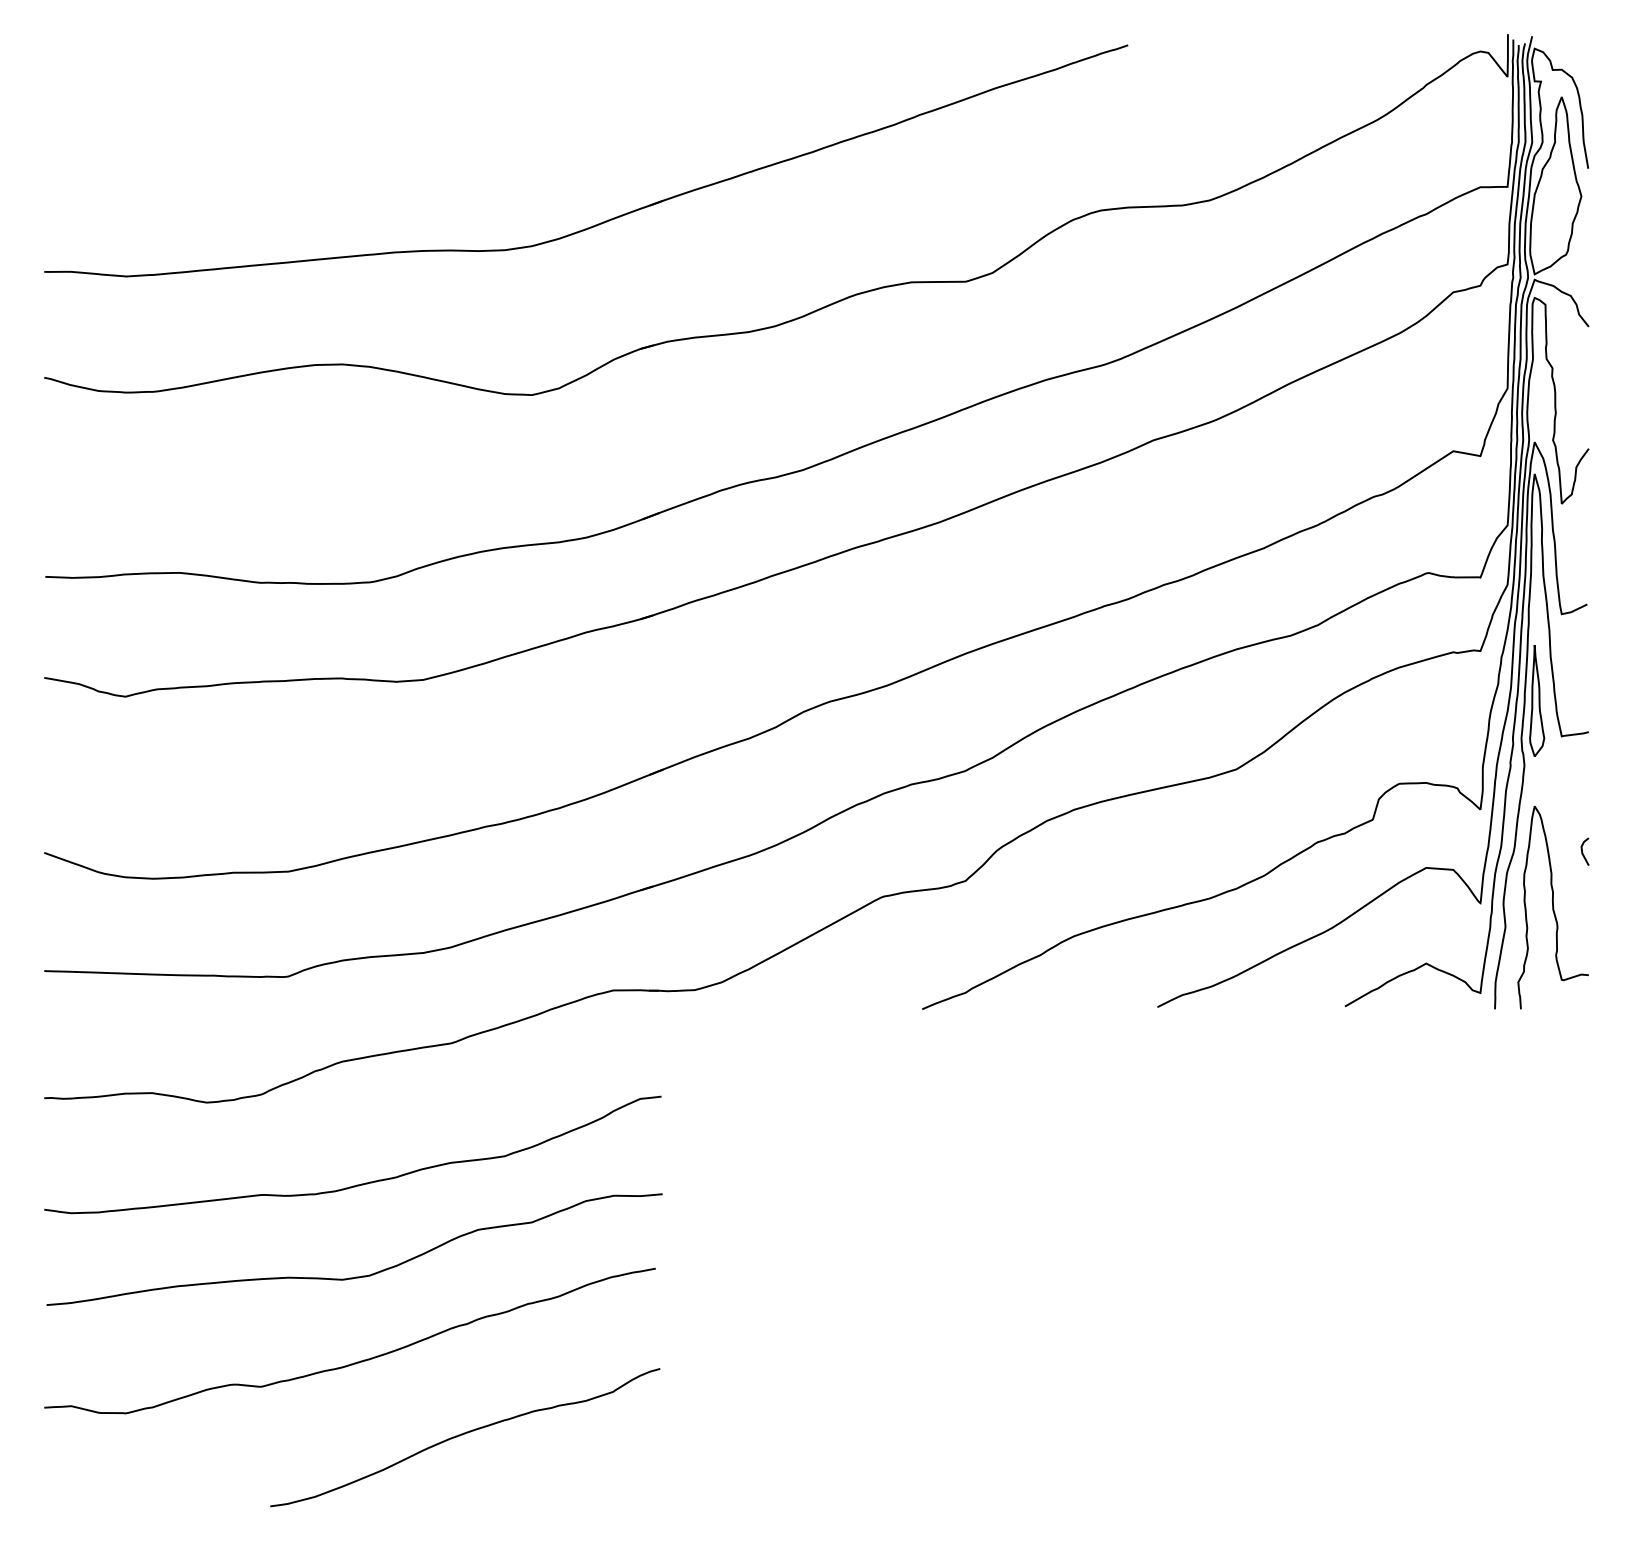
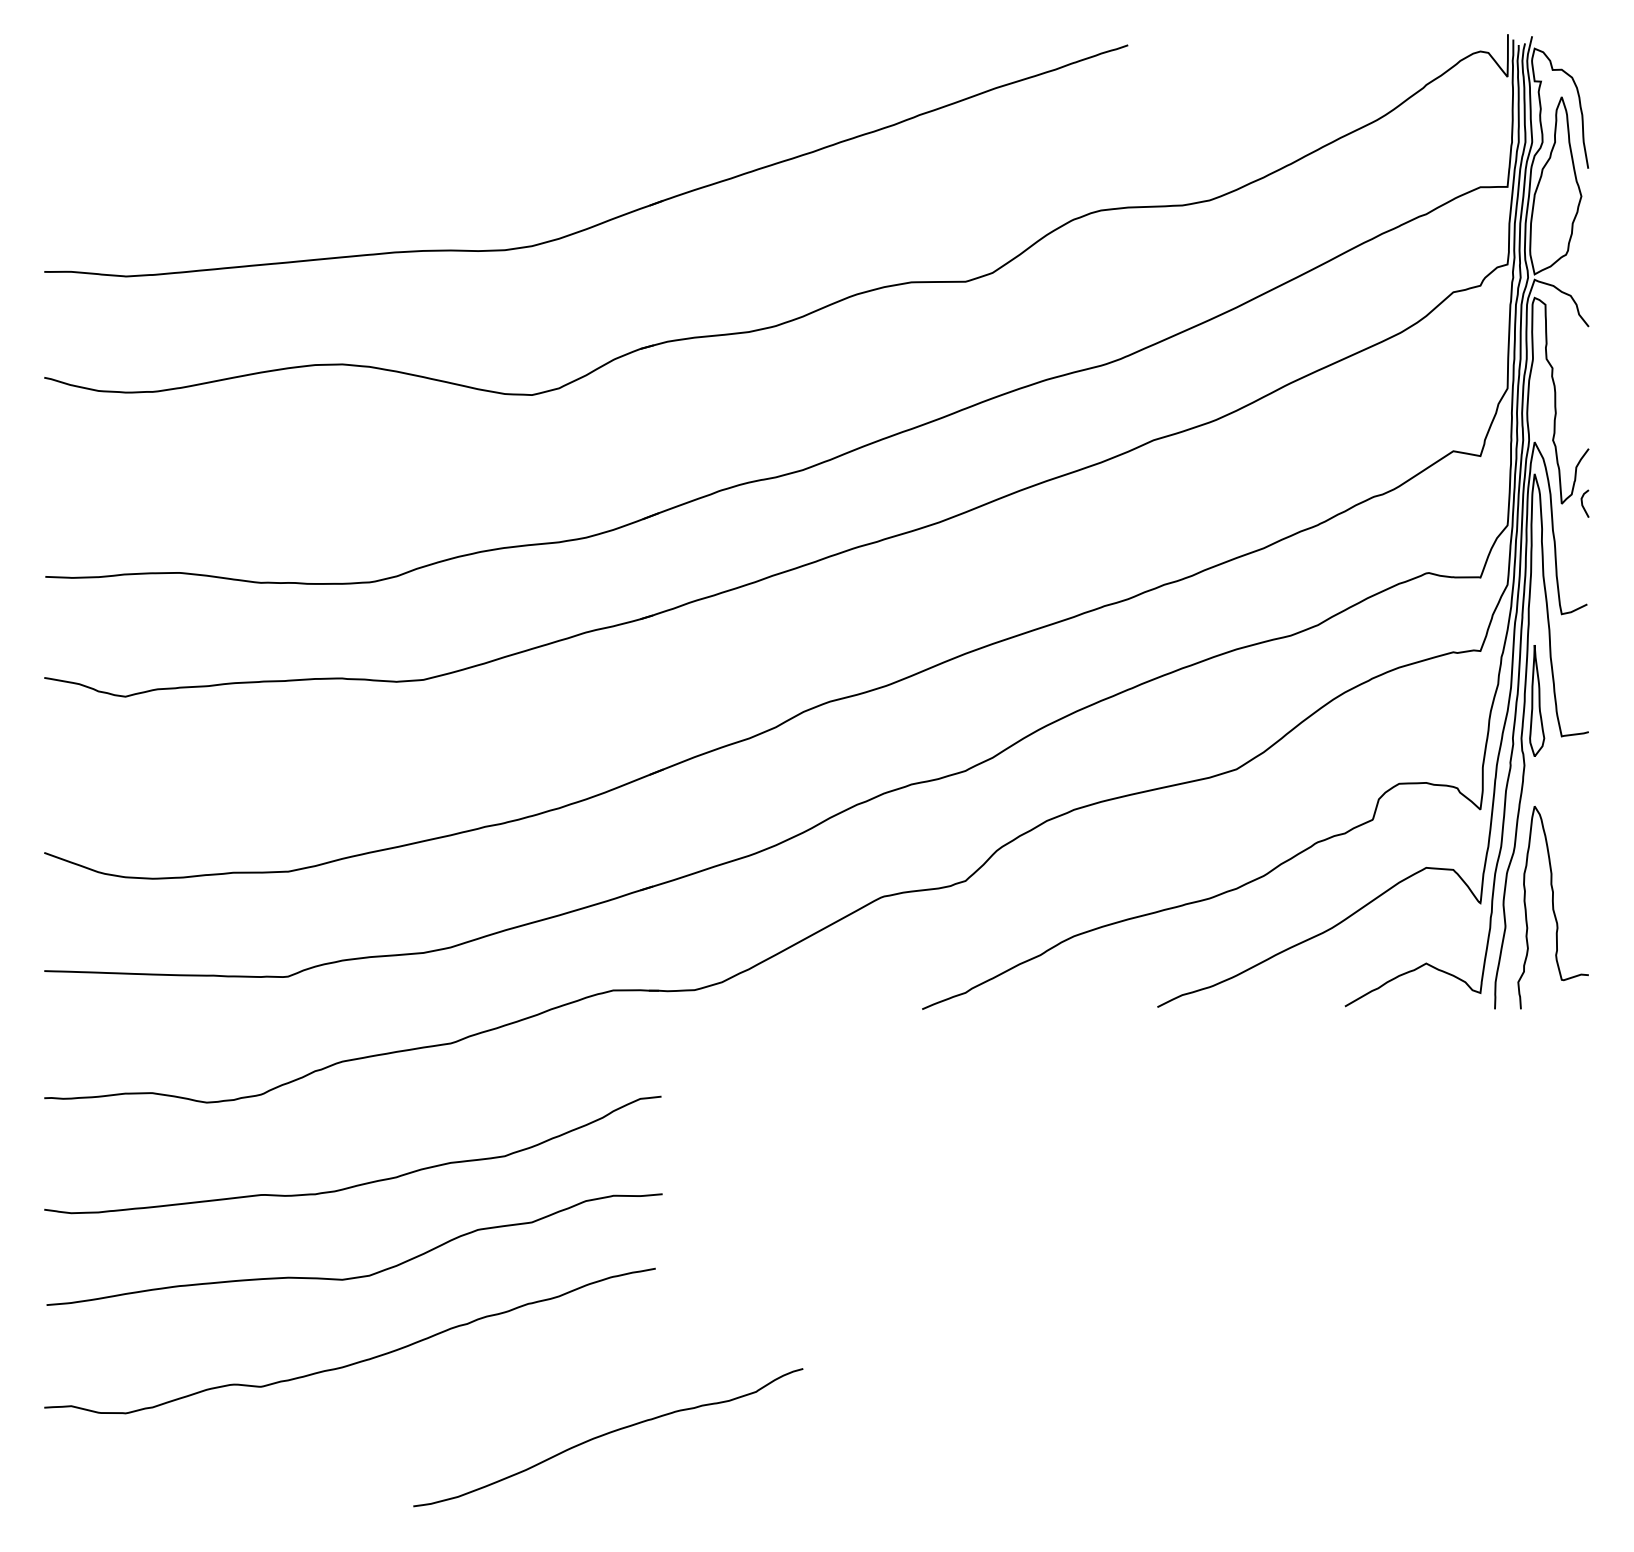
line position: (1583, 852) -> (1583, 504) (1583, 504)
curve position: (465, 1434) -> (608, 1434) (608, 1434)
